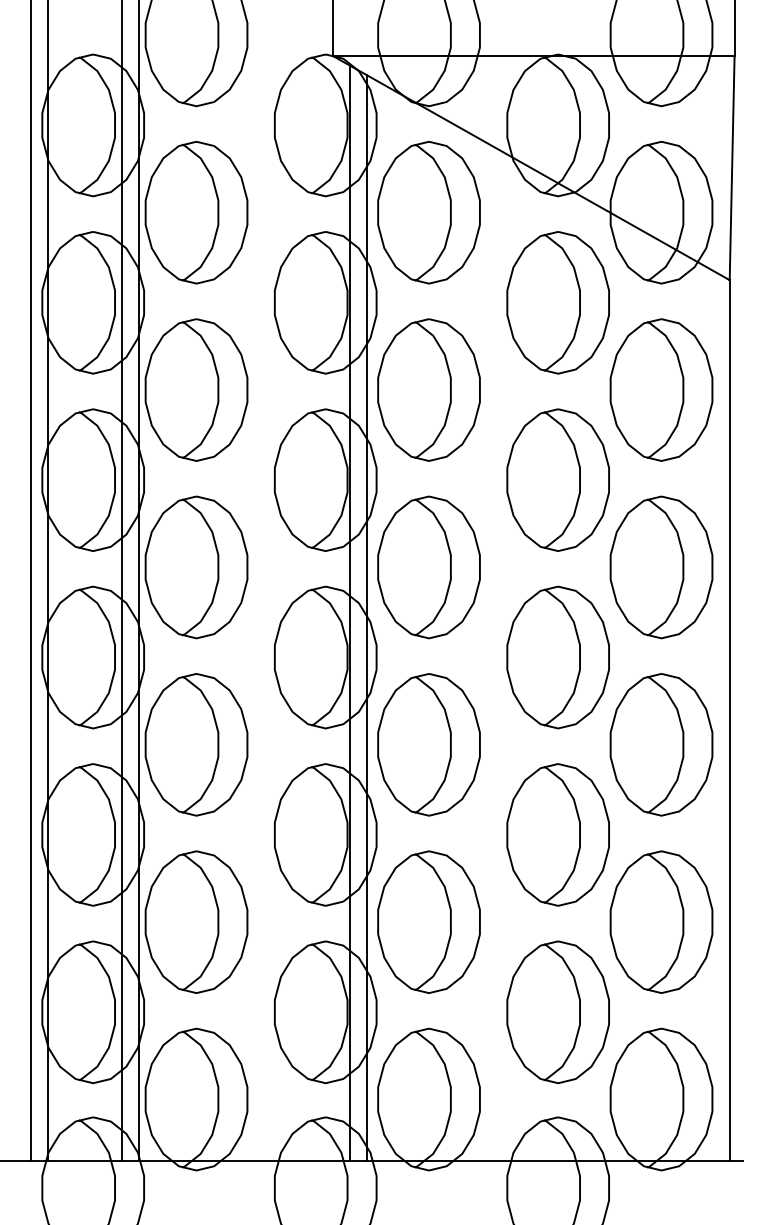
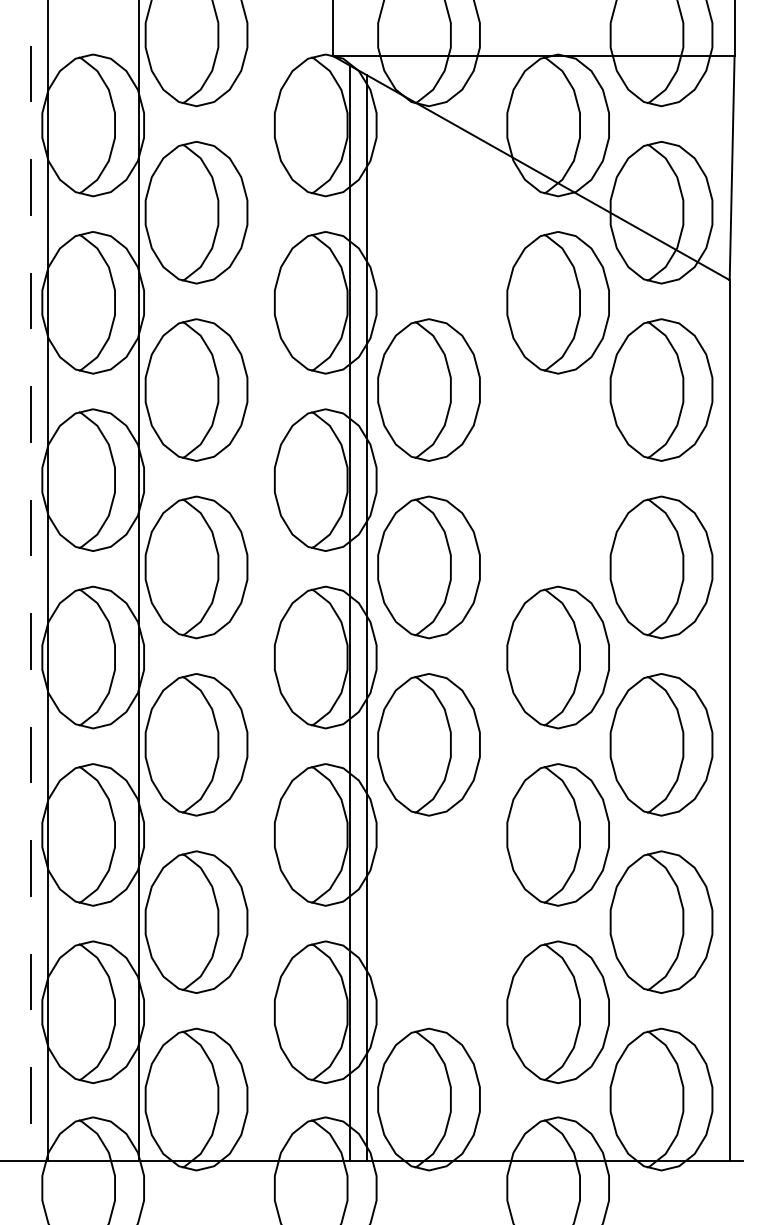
part: present -> none (428, 212)
part: present -> none (557, 479)
line: solid -> dashed (31, 580)
line: present -> none (121, 581)
part: present -> none (428, 921)
